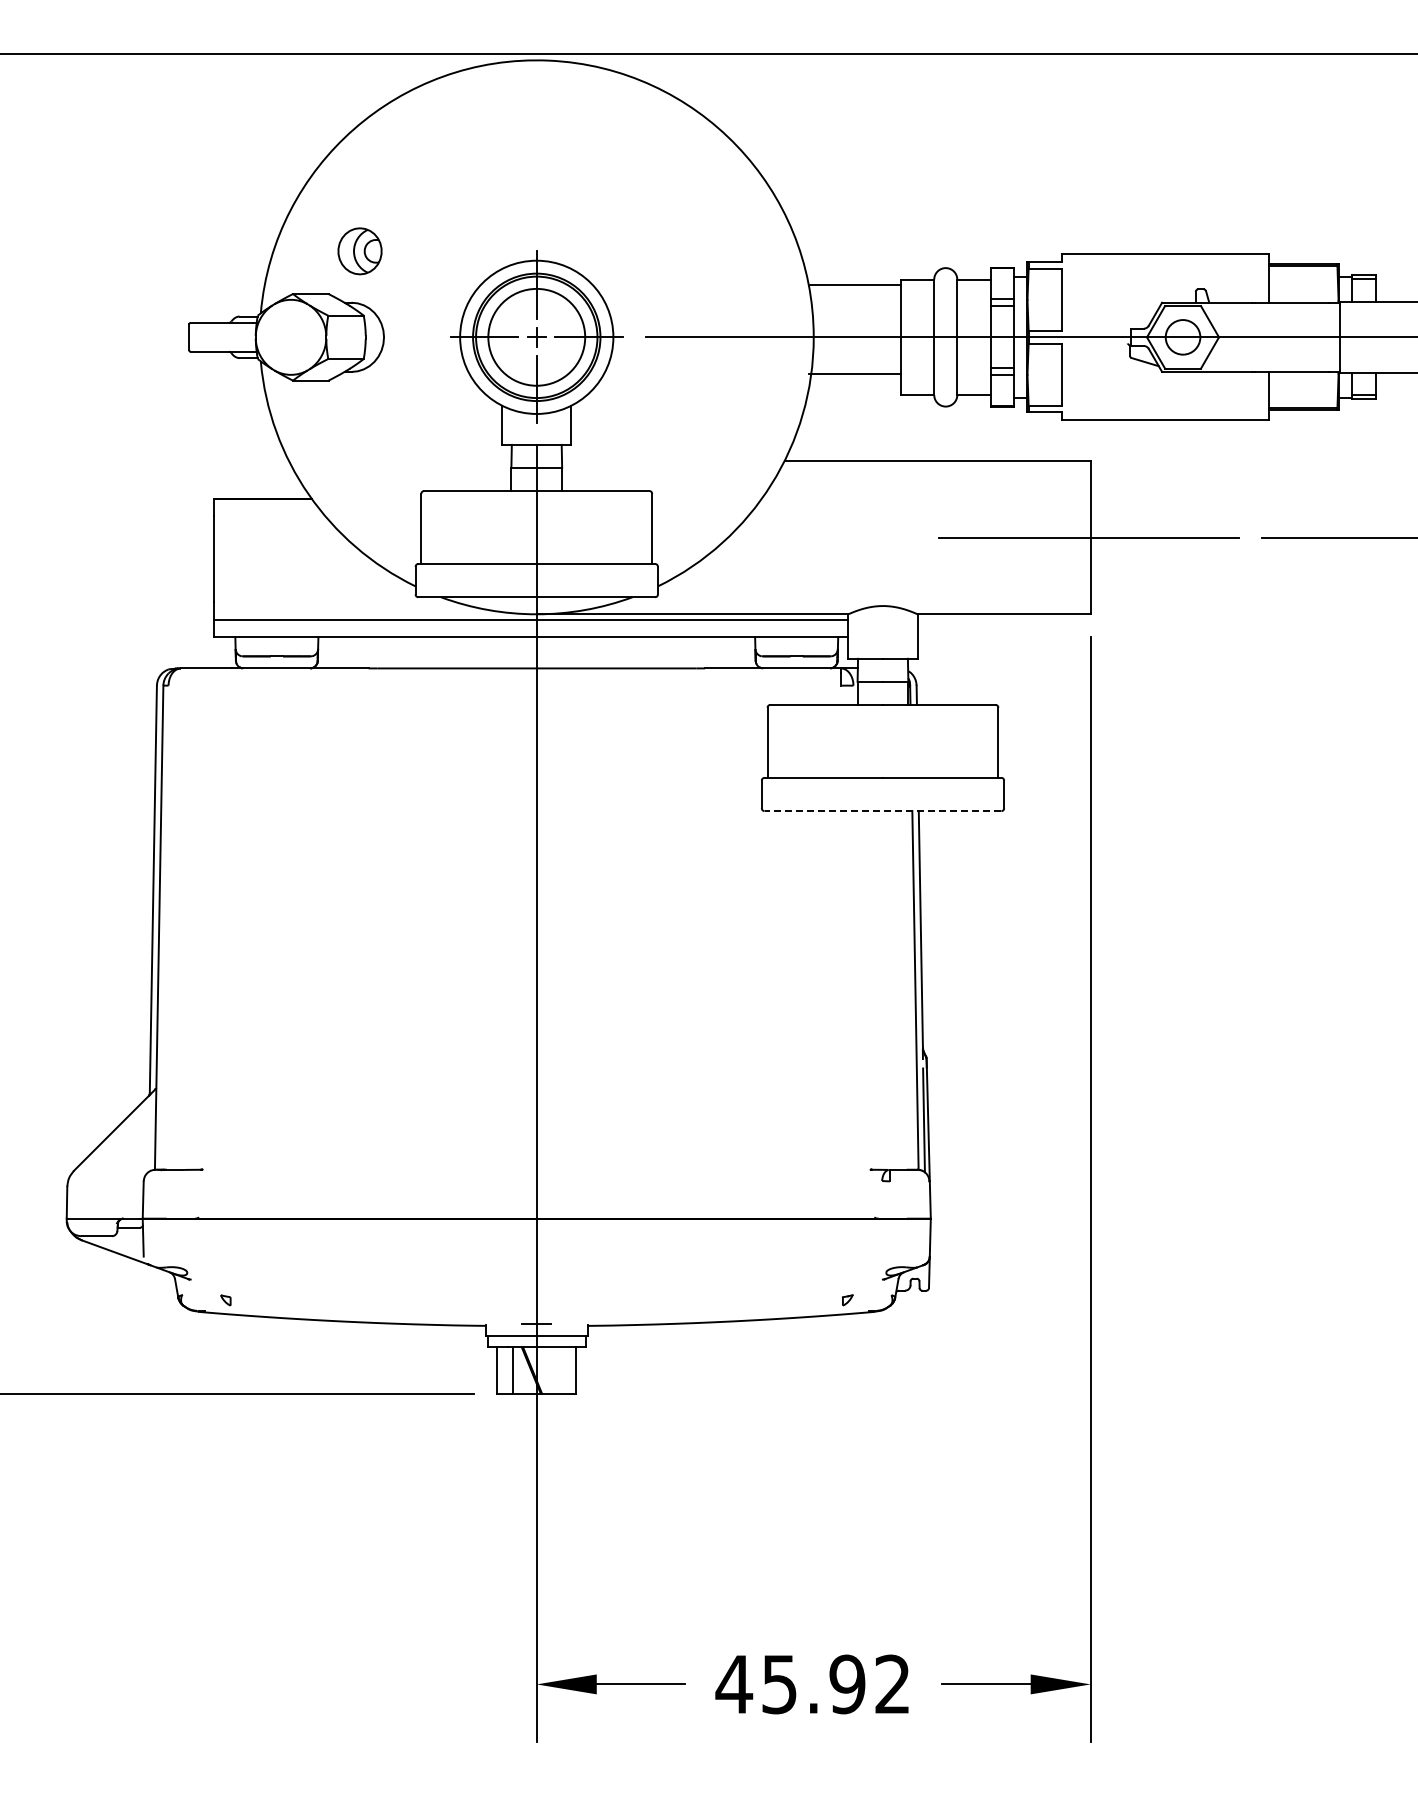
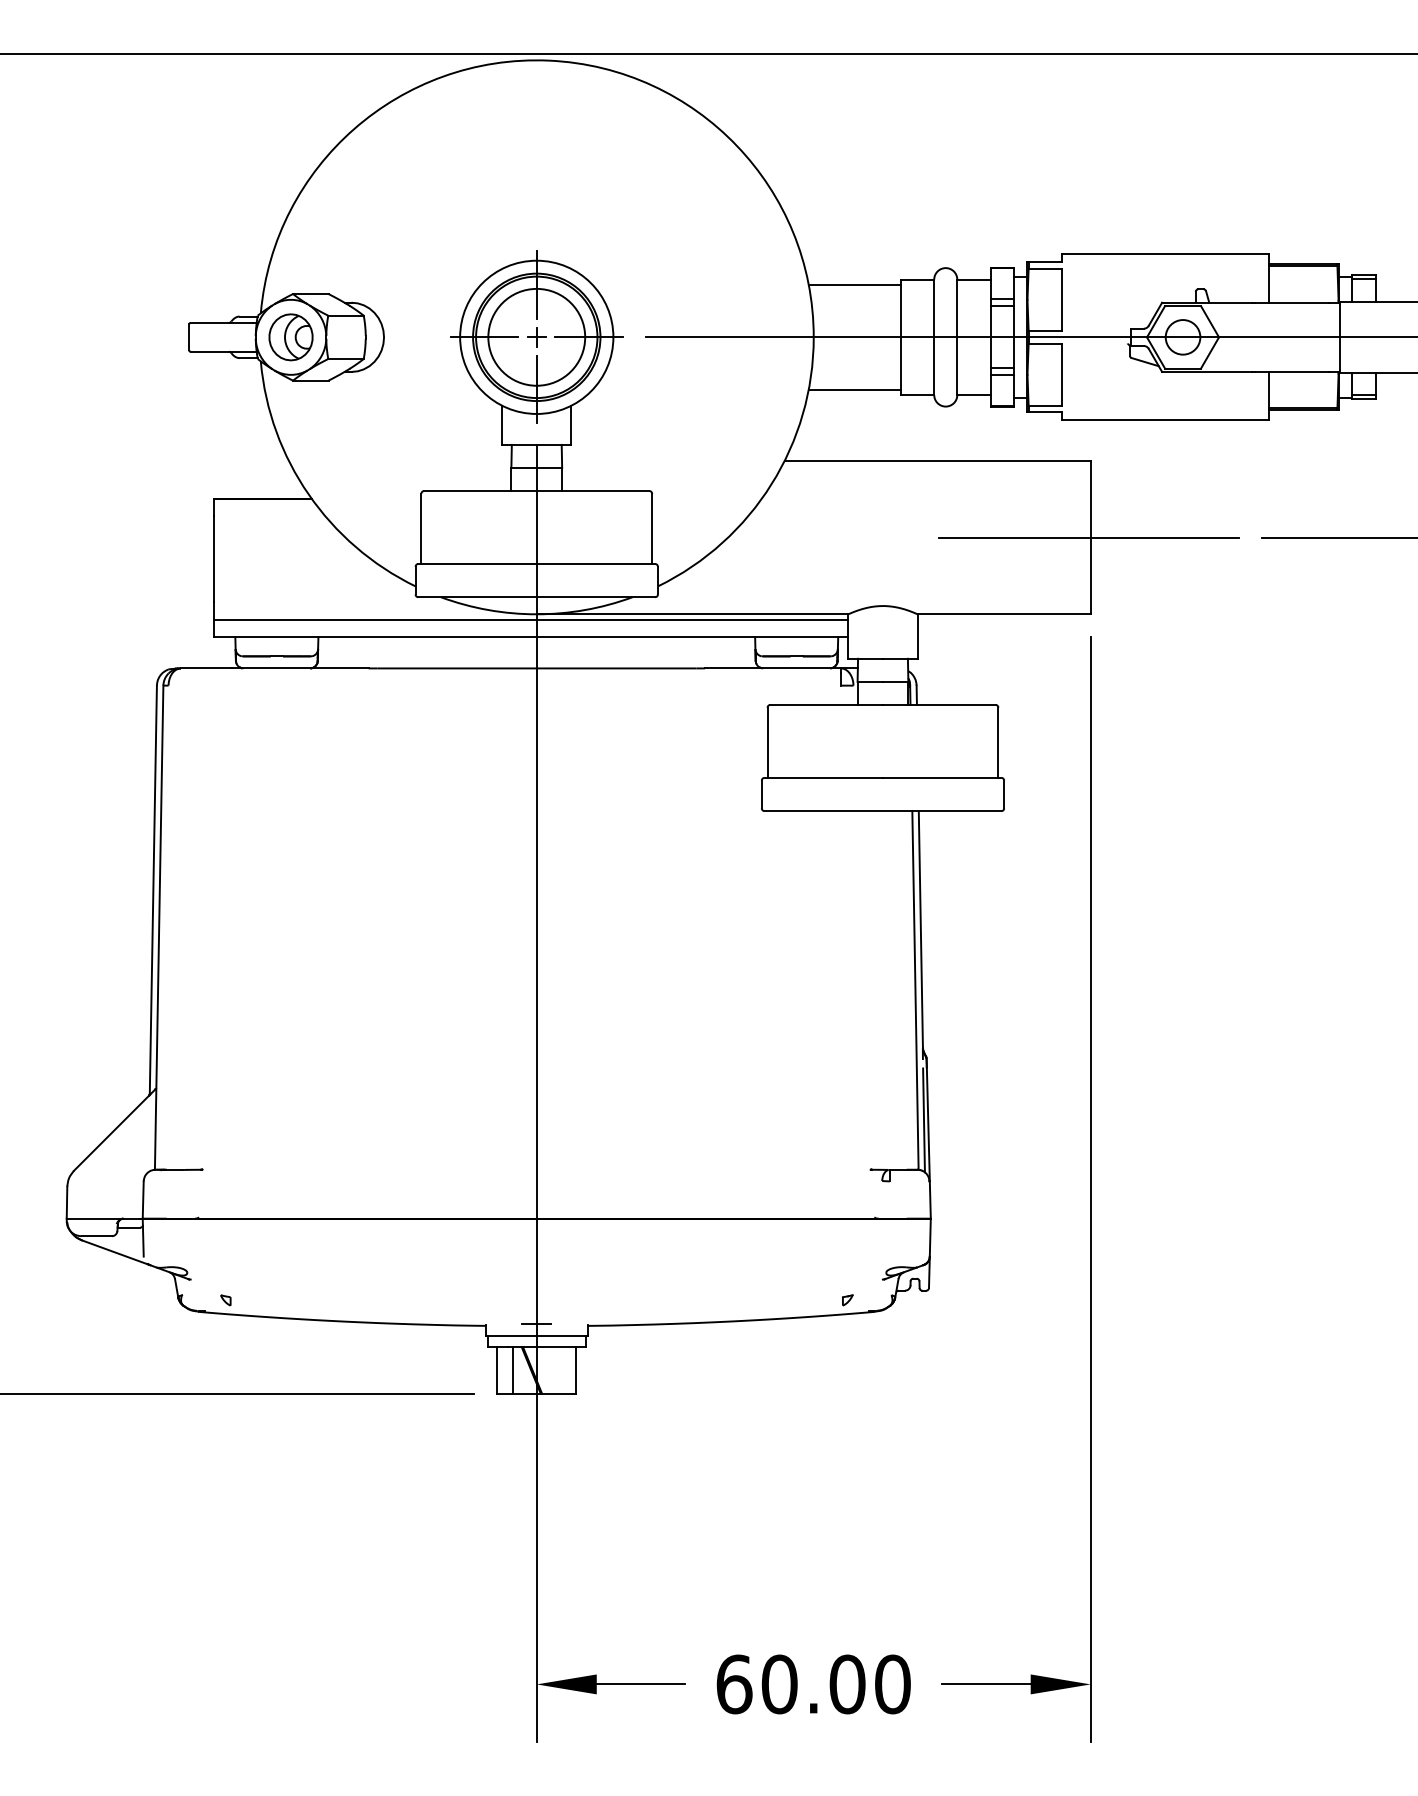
part position: (359, 251) -> (290, 337) (290, 337)
line position: (854, 373) -> (854, 389) (854, 389)
line: dashed -> solid (882, 811)
text: 45.92 -> 60.00 (812, 1684)
